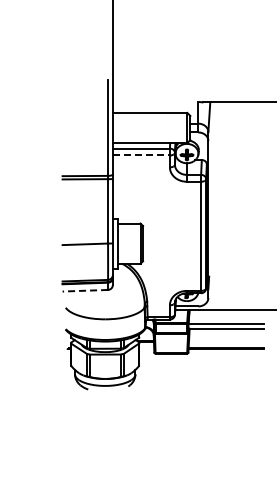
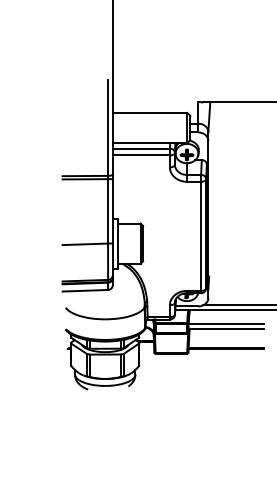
line: dashed -> solid (141, 155)
line: dashed -> solid (85, 290)
line: none -> present (238, 305)
